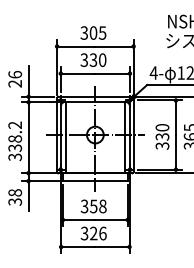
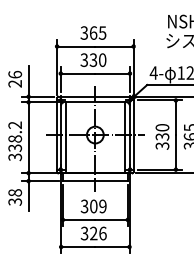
text: 305 -> 365 (93, 32)
text: 358 -> 309 (98, 206)
